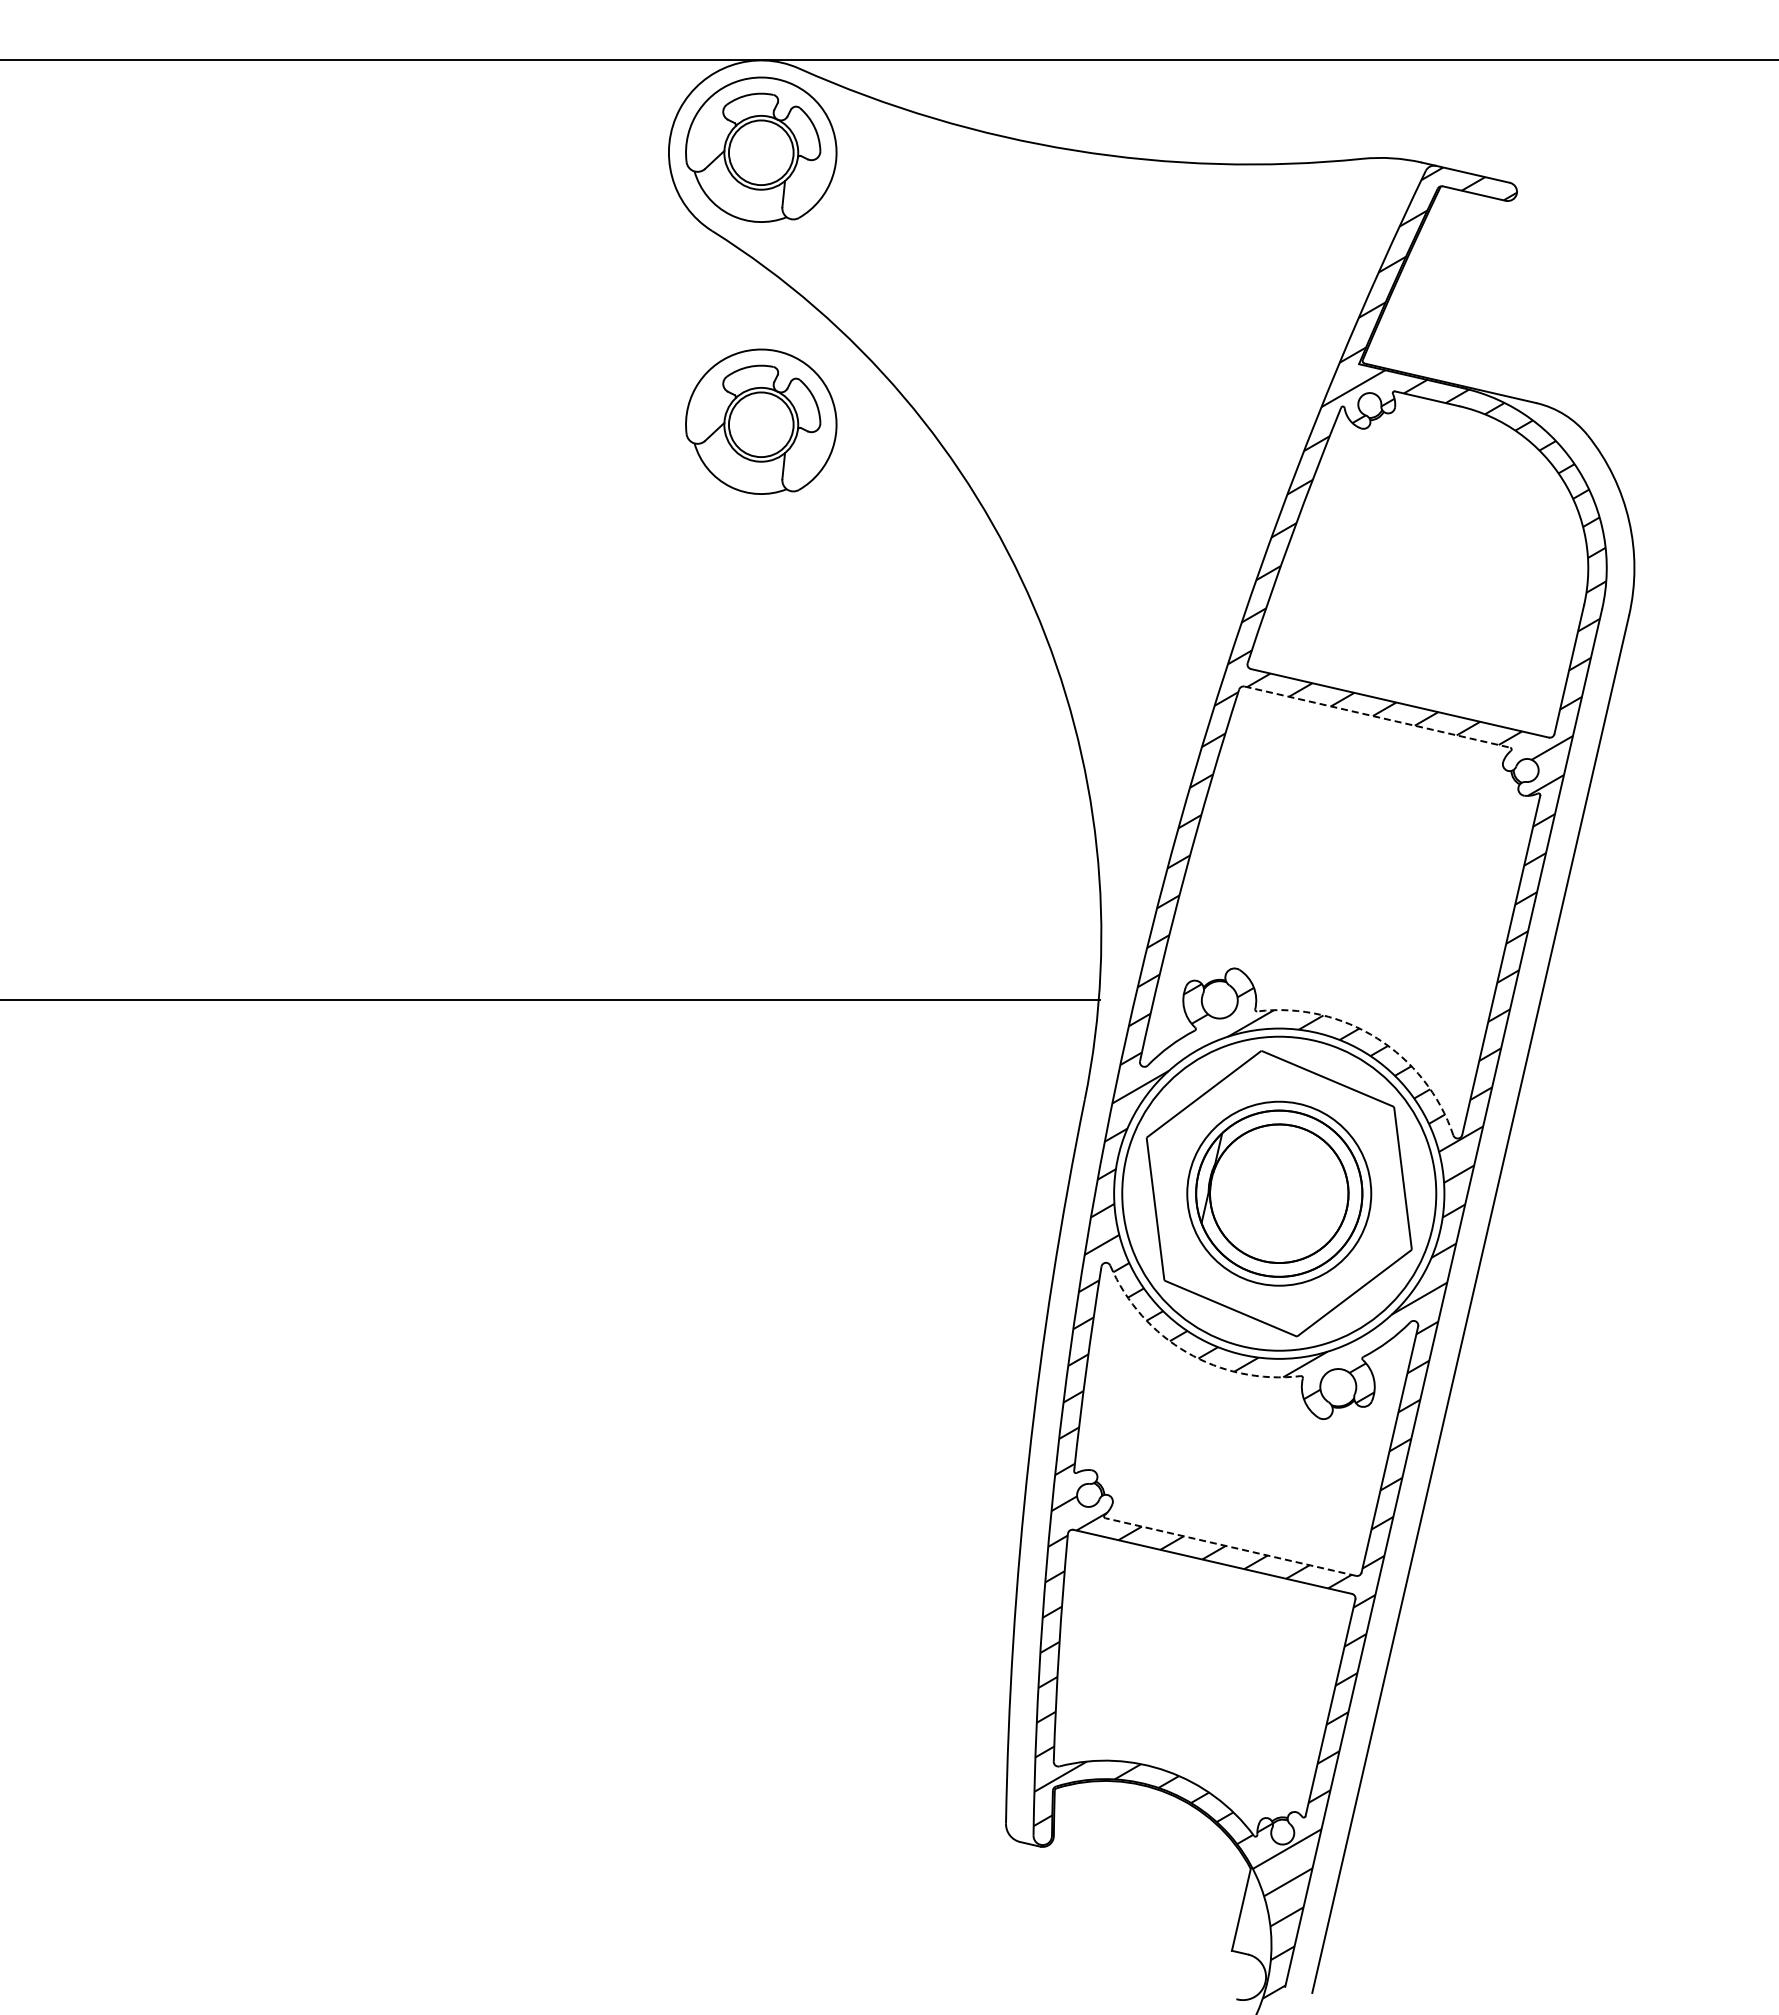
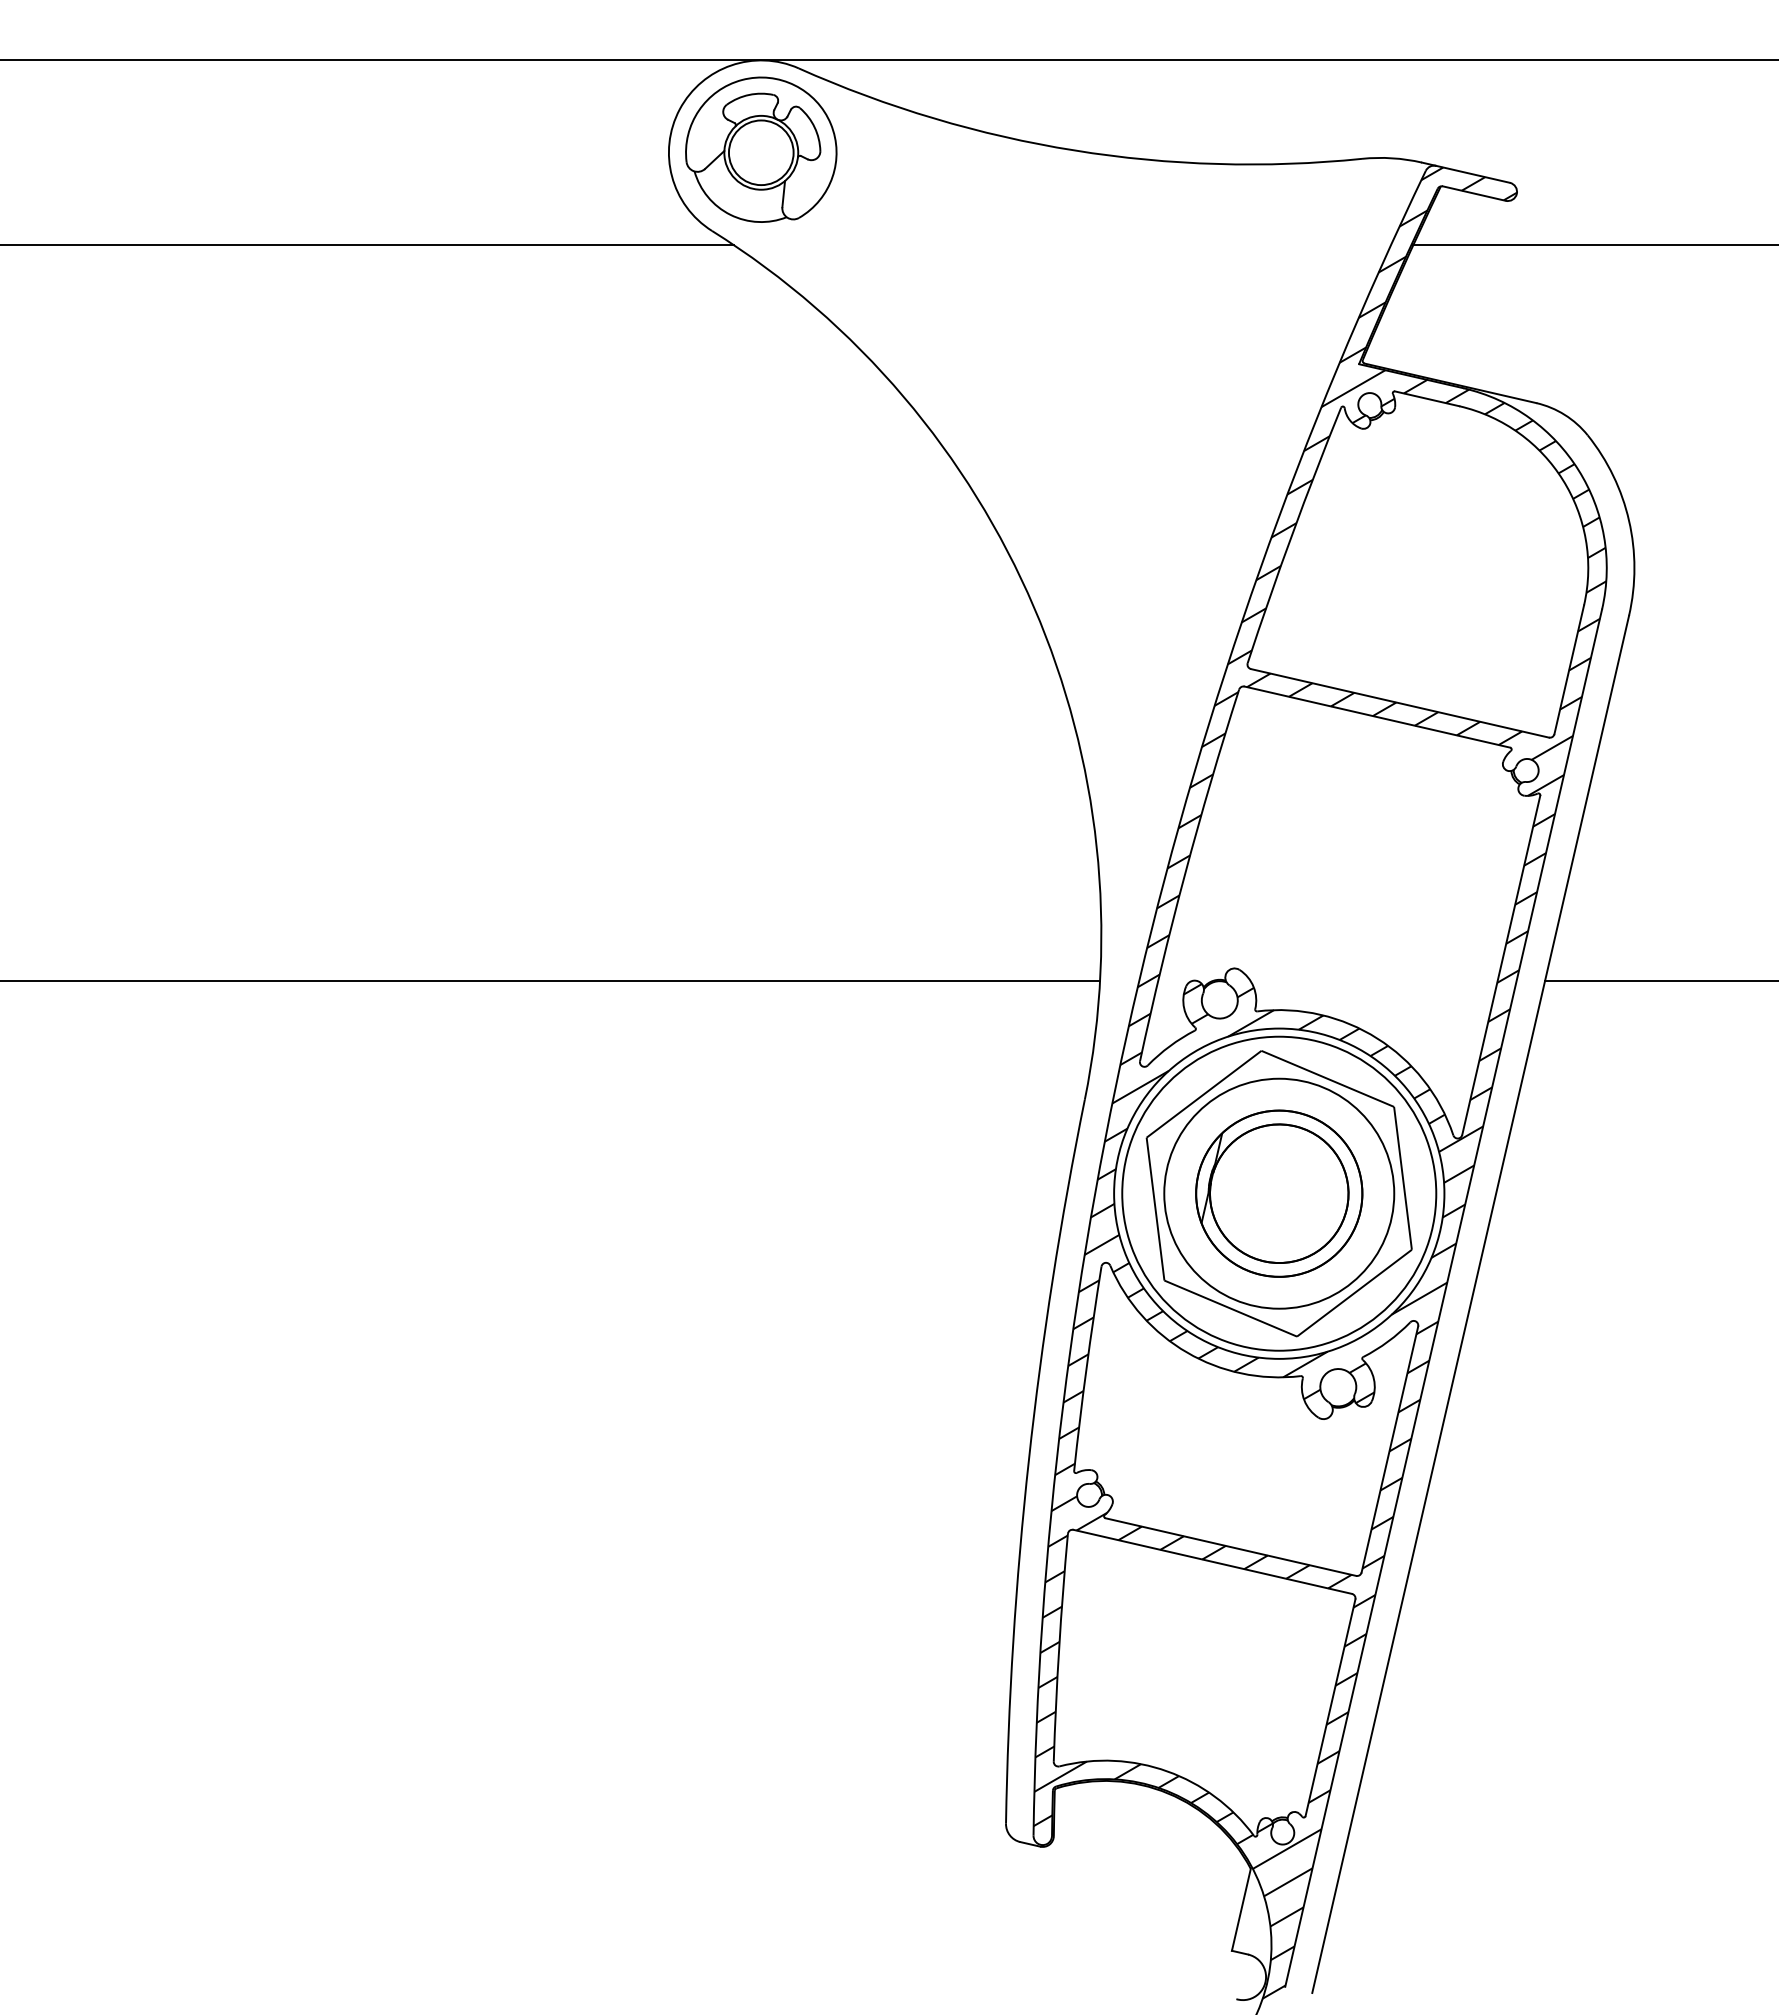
line: none -> present (367, 245)
line: none -> present (1594, 245)
part: present -> none (761, 421)
line: dashed -> solid (1377, 717)
line: none -> present (1660, 980)
line position: (551, 999) -> (551, 980) (551, 980)
arc: dashed -> solid (1377, 1038)
circle diameter: 184 px -> 230 px (1279, 1193)
arc: dashed -> solid (1187, 1352)
line: dashed -> solid (1230, 1547)
